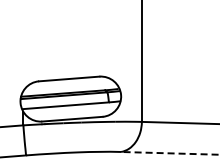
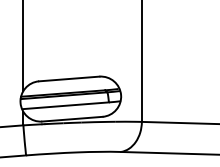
line: none -> present (23, 46)
line: dashed -> solid (169, 153)
